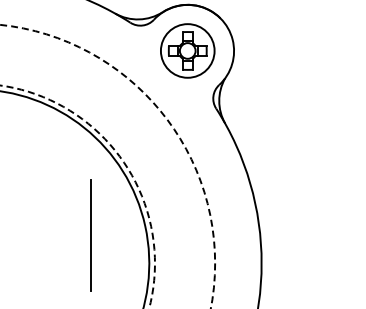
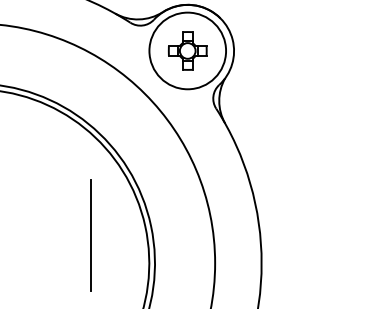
circle diameter: 54 px -> 77 px (187, 50)
arc: dashed -> solid (124, 162)
circle: dashed -> solid (107, 166)
